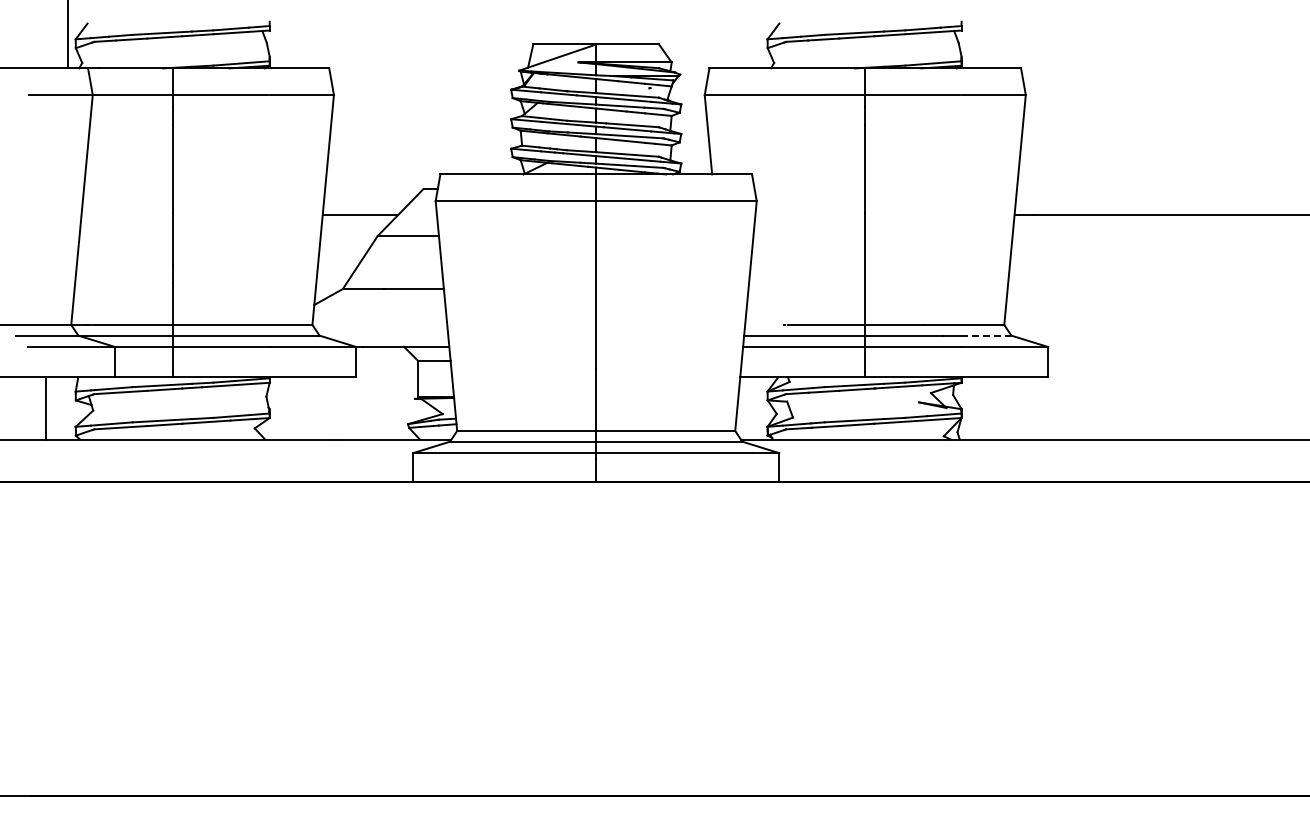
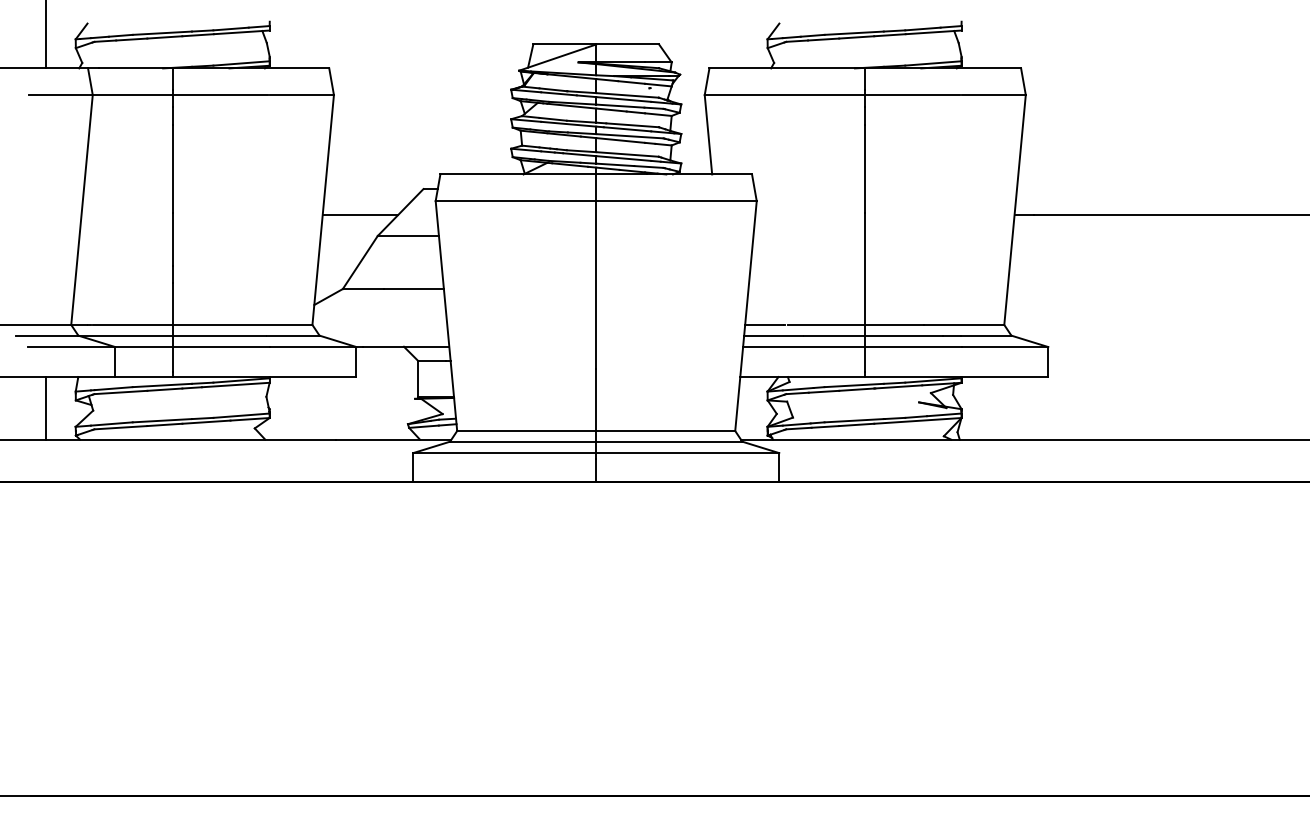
line position: (67, 35) -> (45, 35) (45, 35)
line: none -> present (763, 324)
line: dashed -> solid (986, 335)
